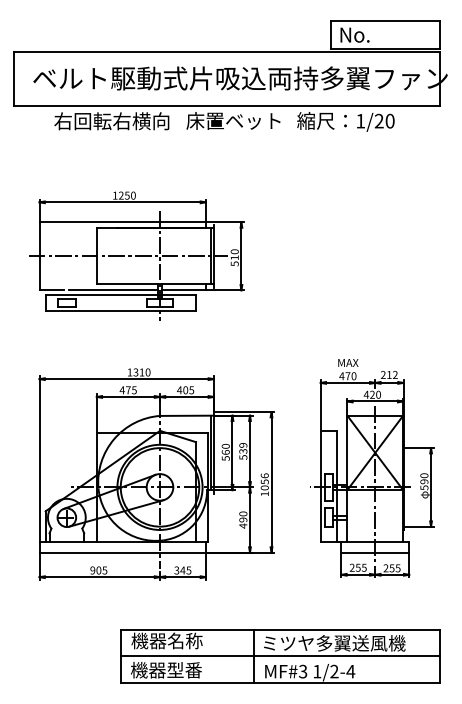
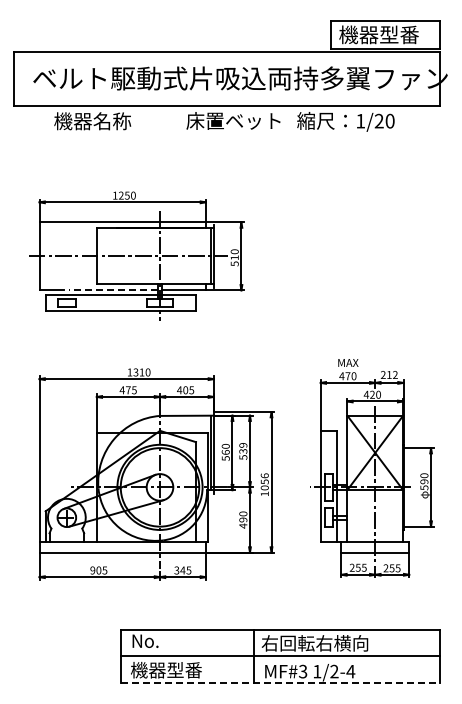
text: No. -> 機器型番 (378, 34)
text: 右回転右横向 -> 機器名称 (111, 121)
line: solid -> dashed (113, 290)
text: 機器名称 -> No. (166, 640)
text: ミツヤ多翼送風機 -> 右回転右横向 (333, 643)
line: solid -> dashed (280, 682)
